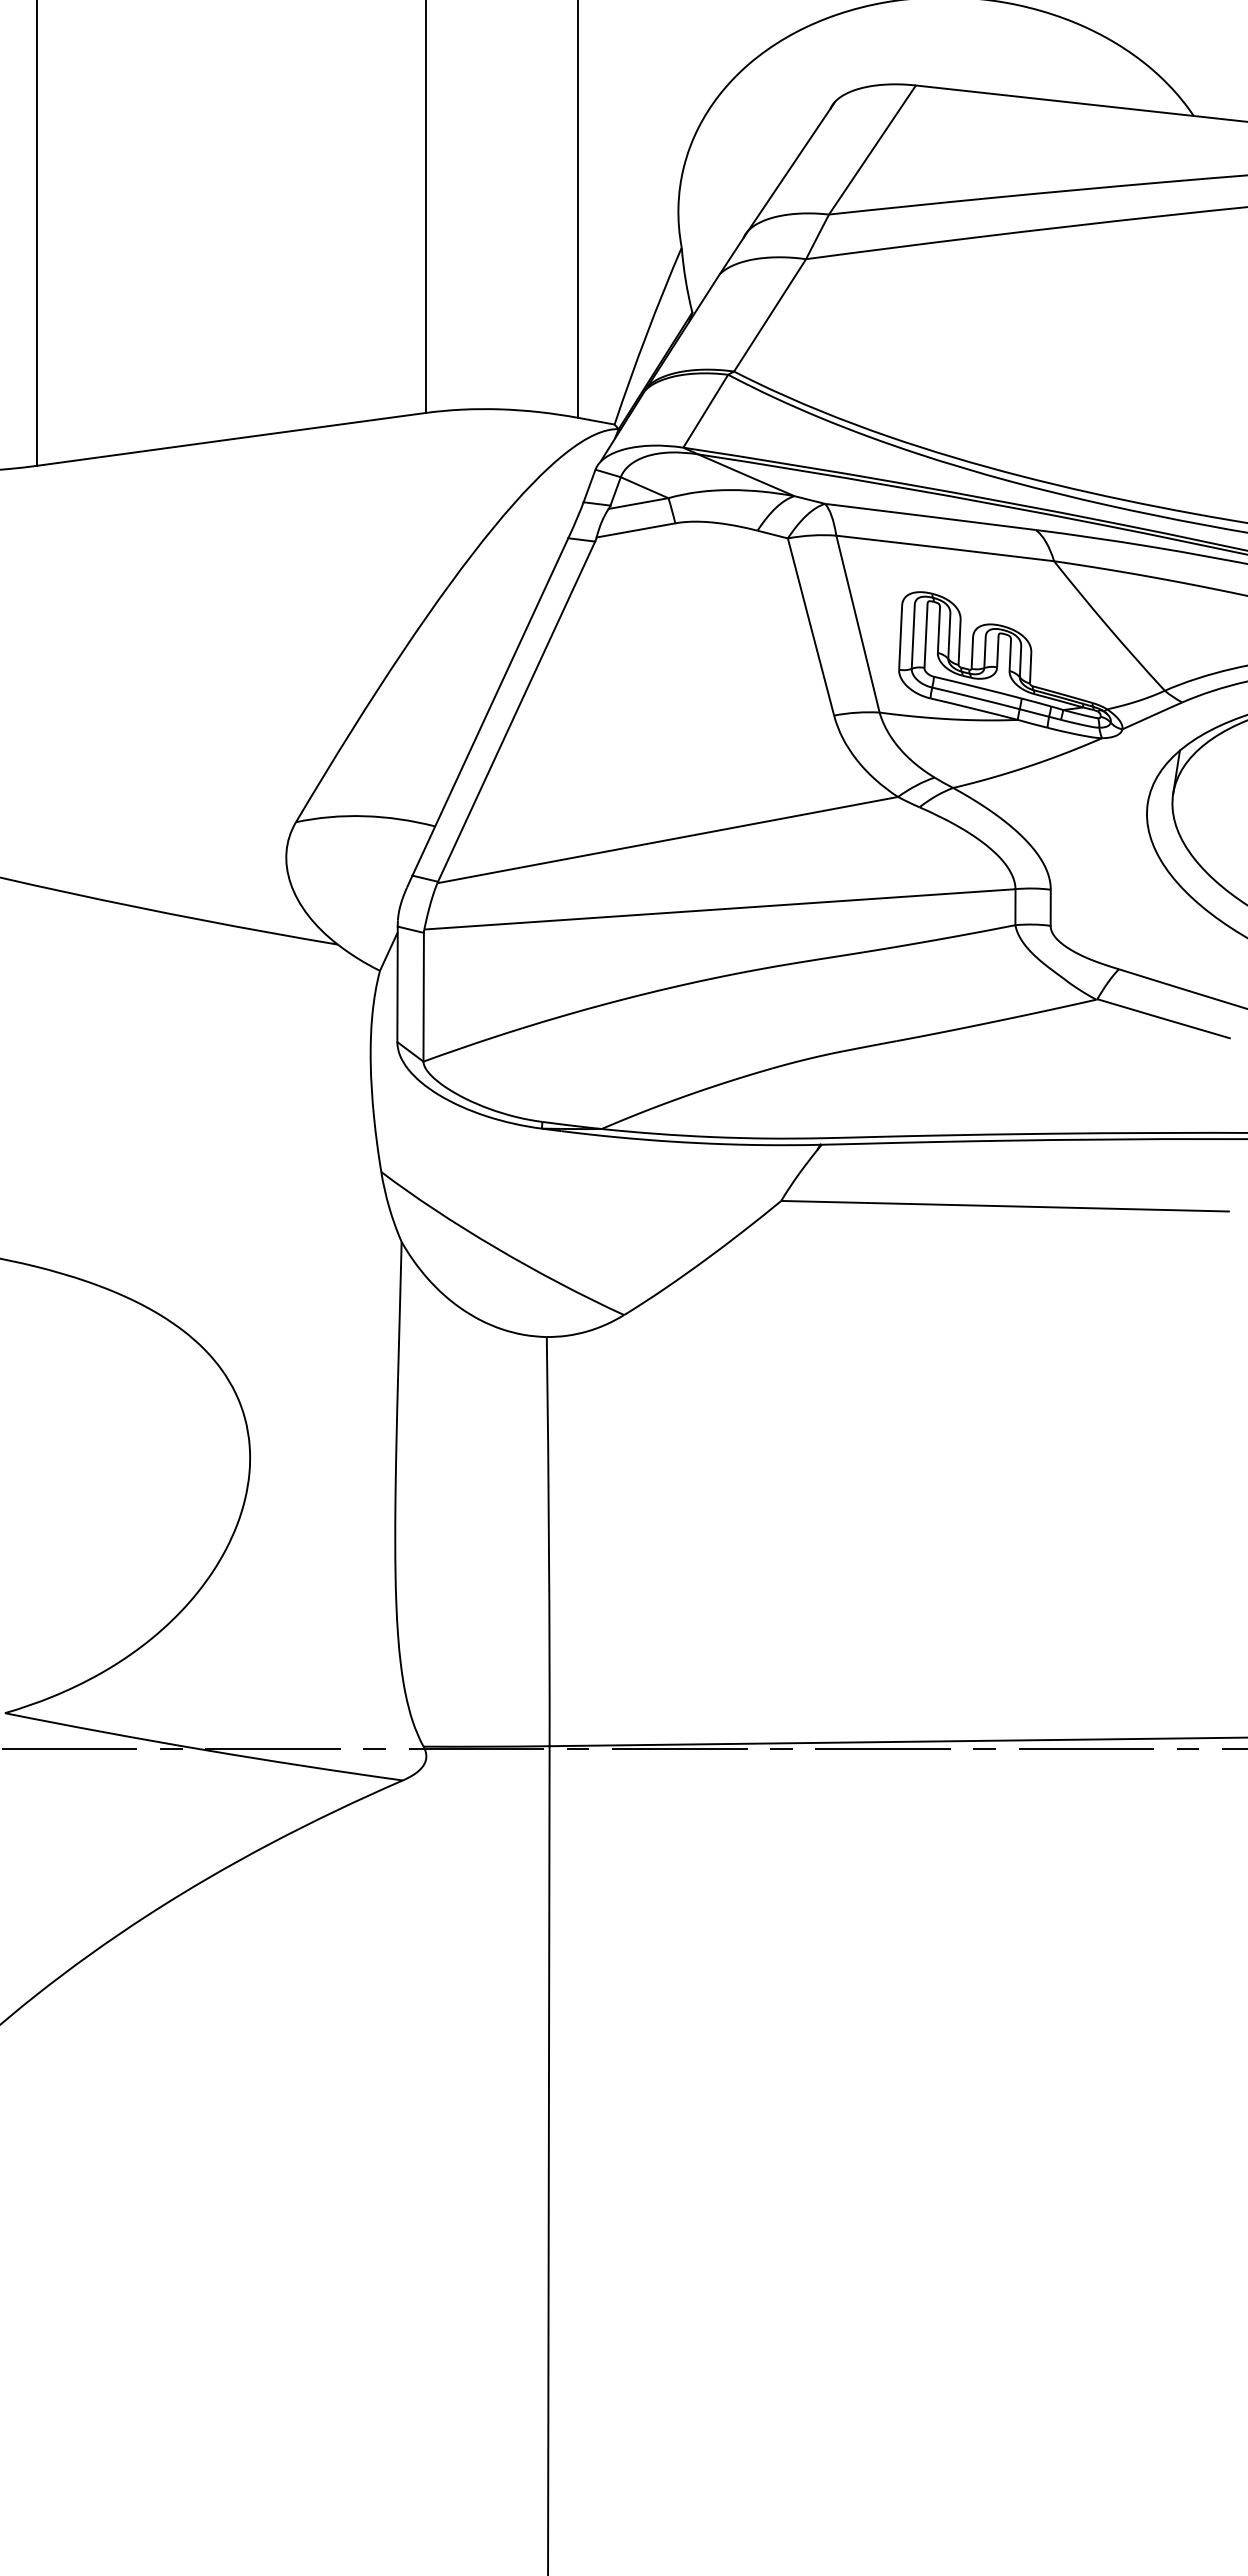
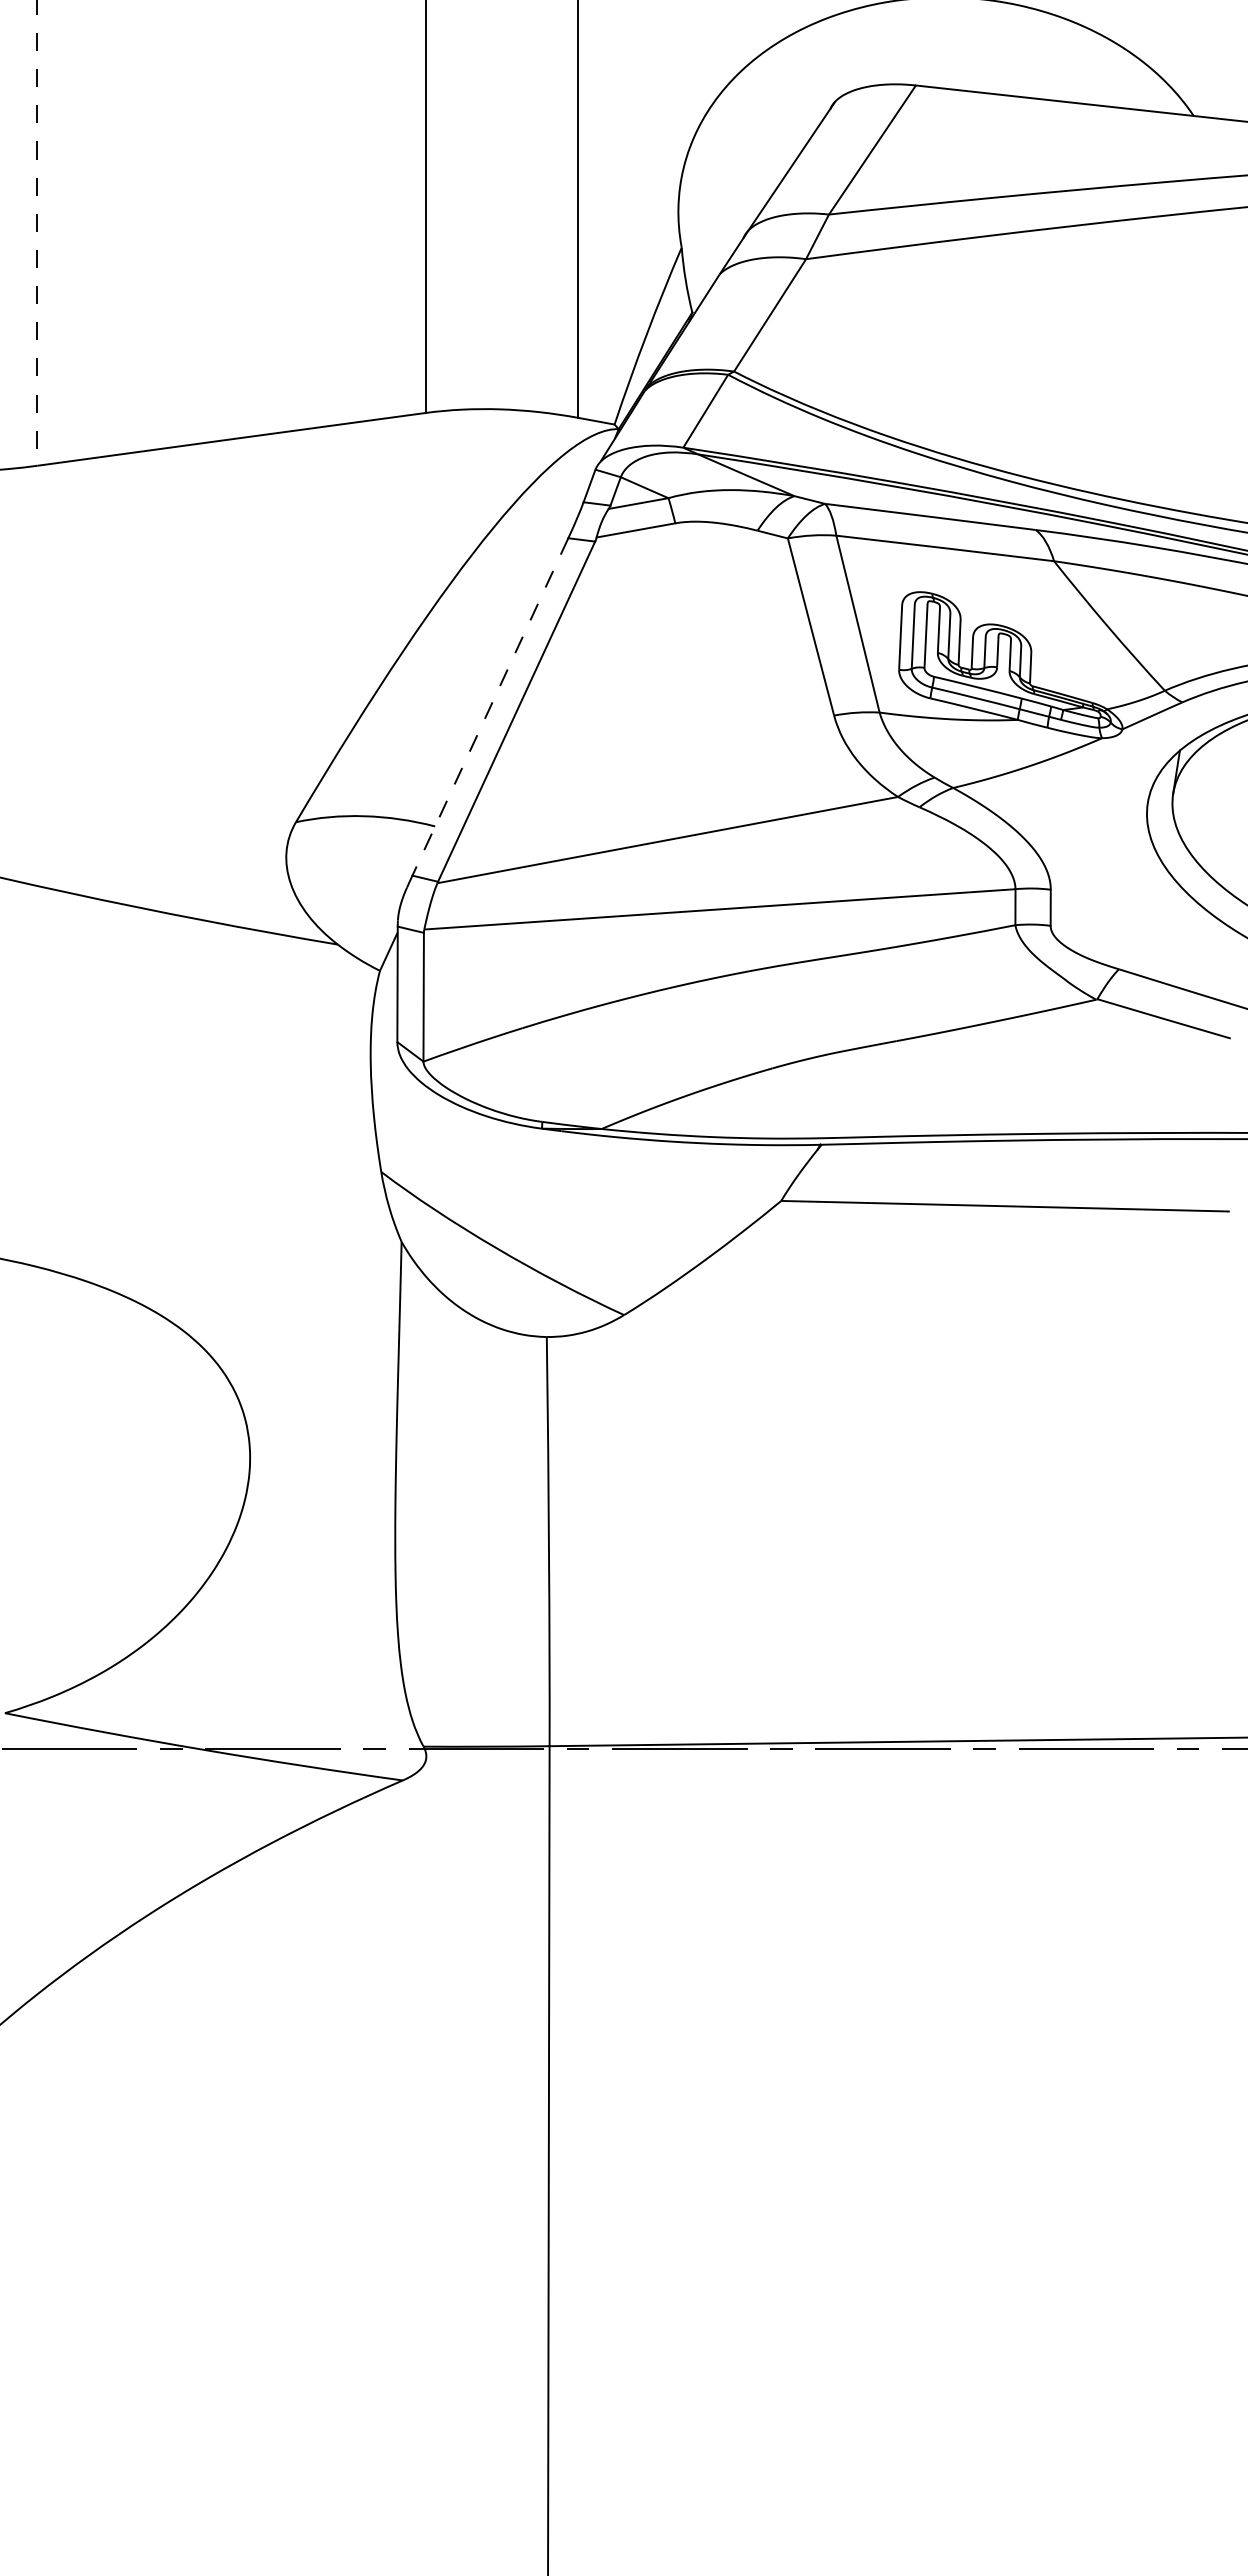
line: solid -> dashed (37, 233)
line: solid -> dashed (490, 706)
